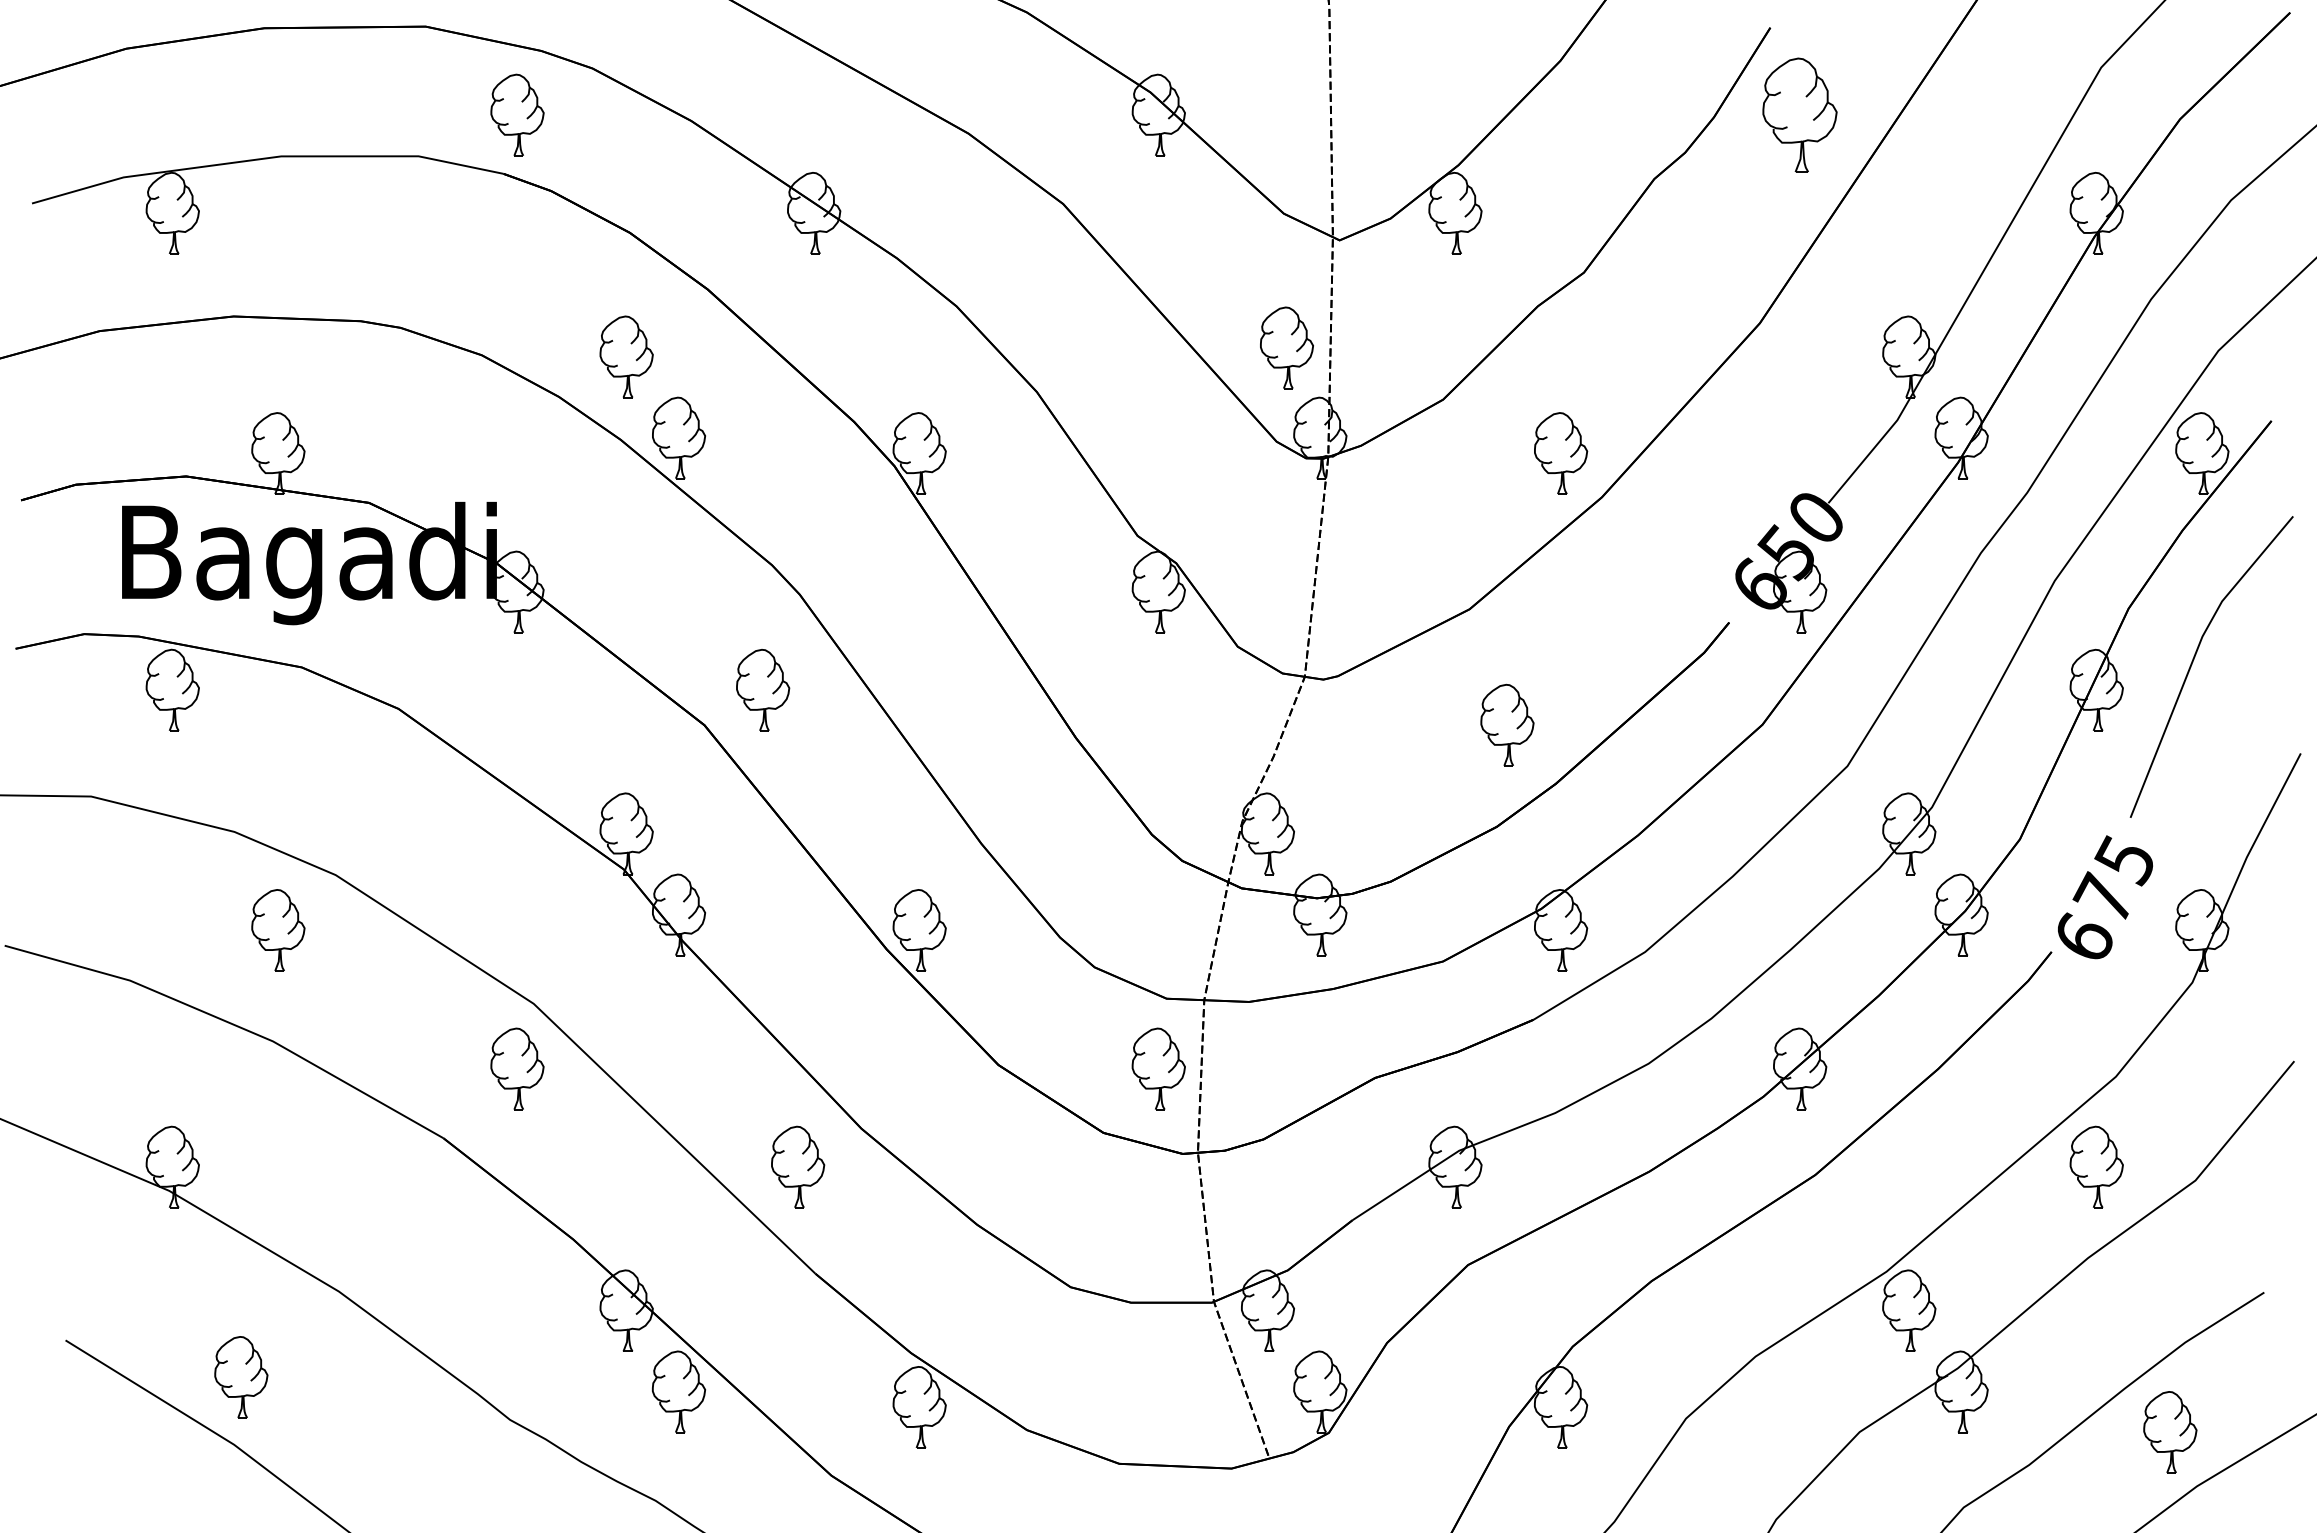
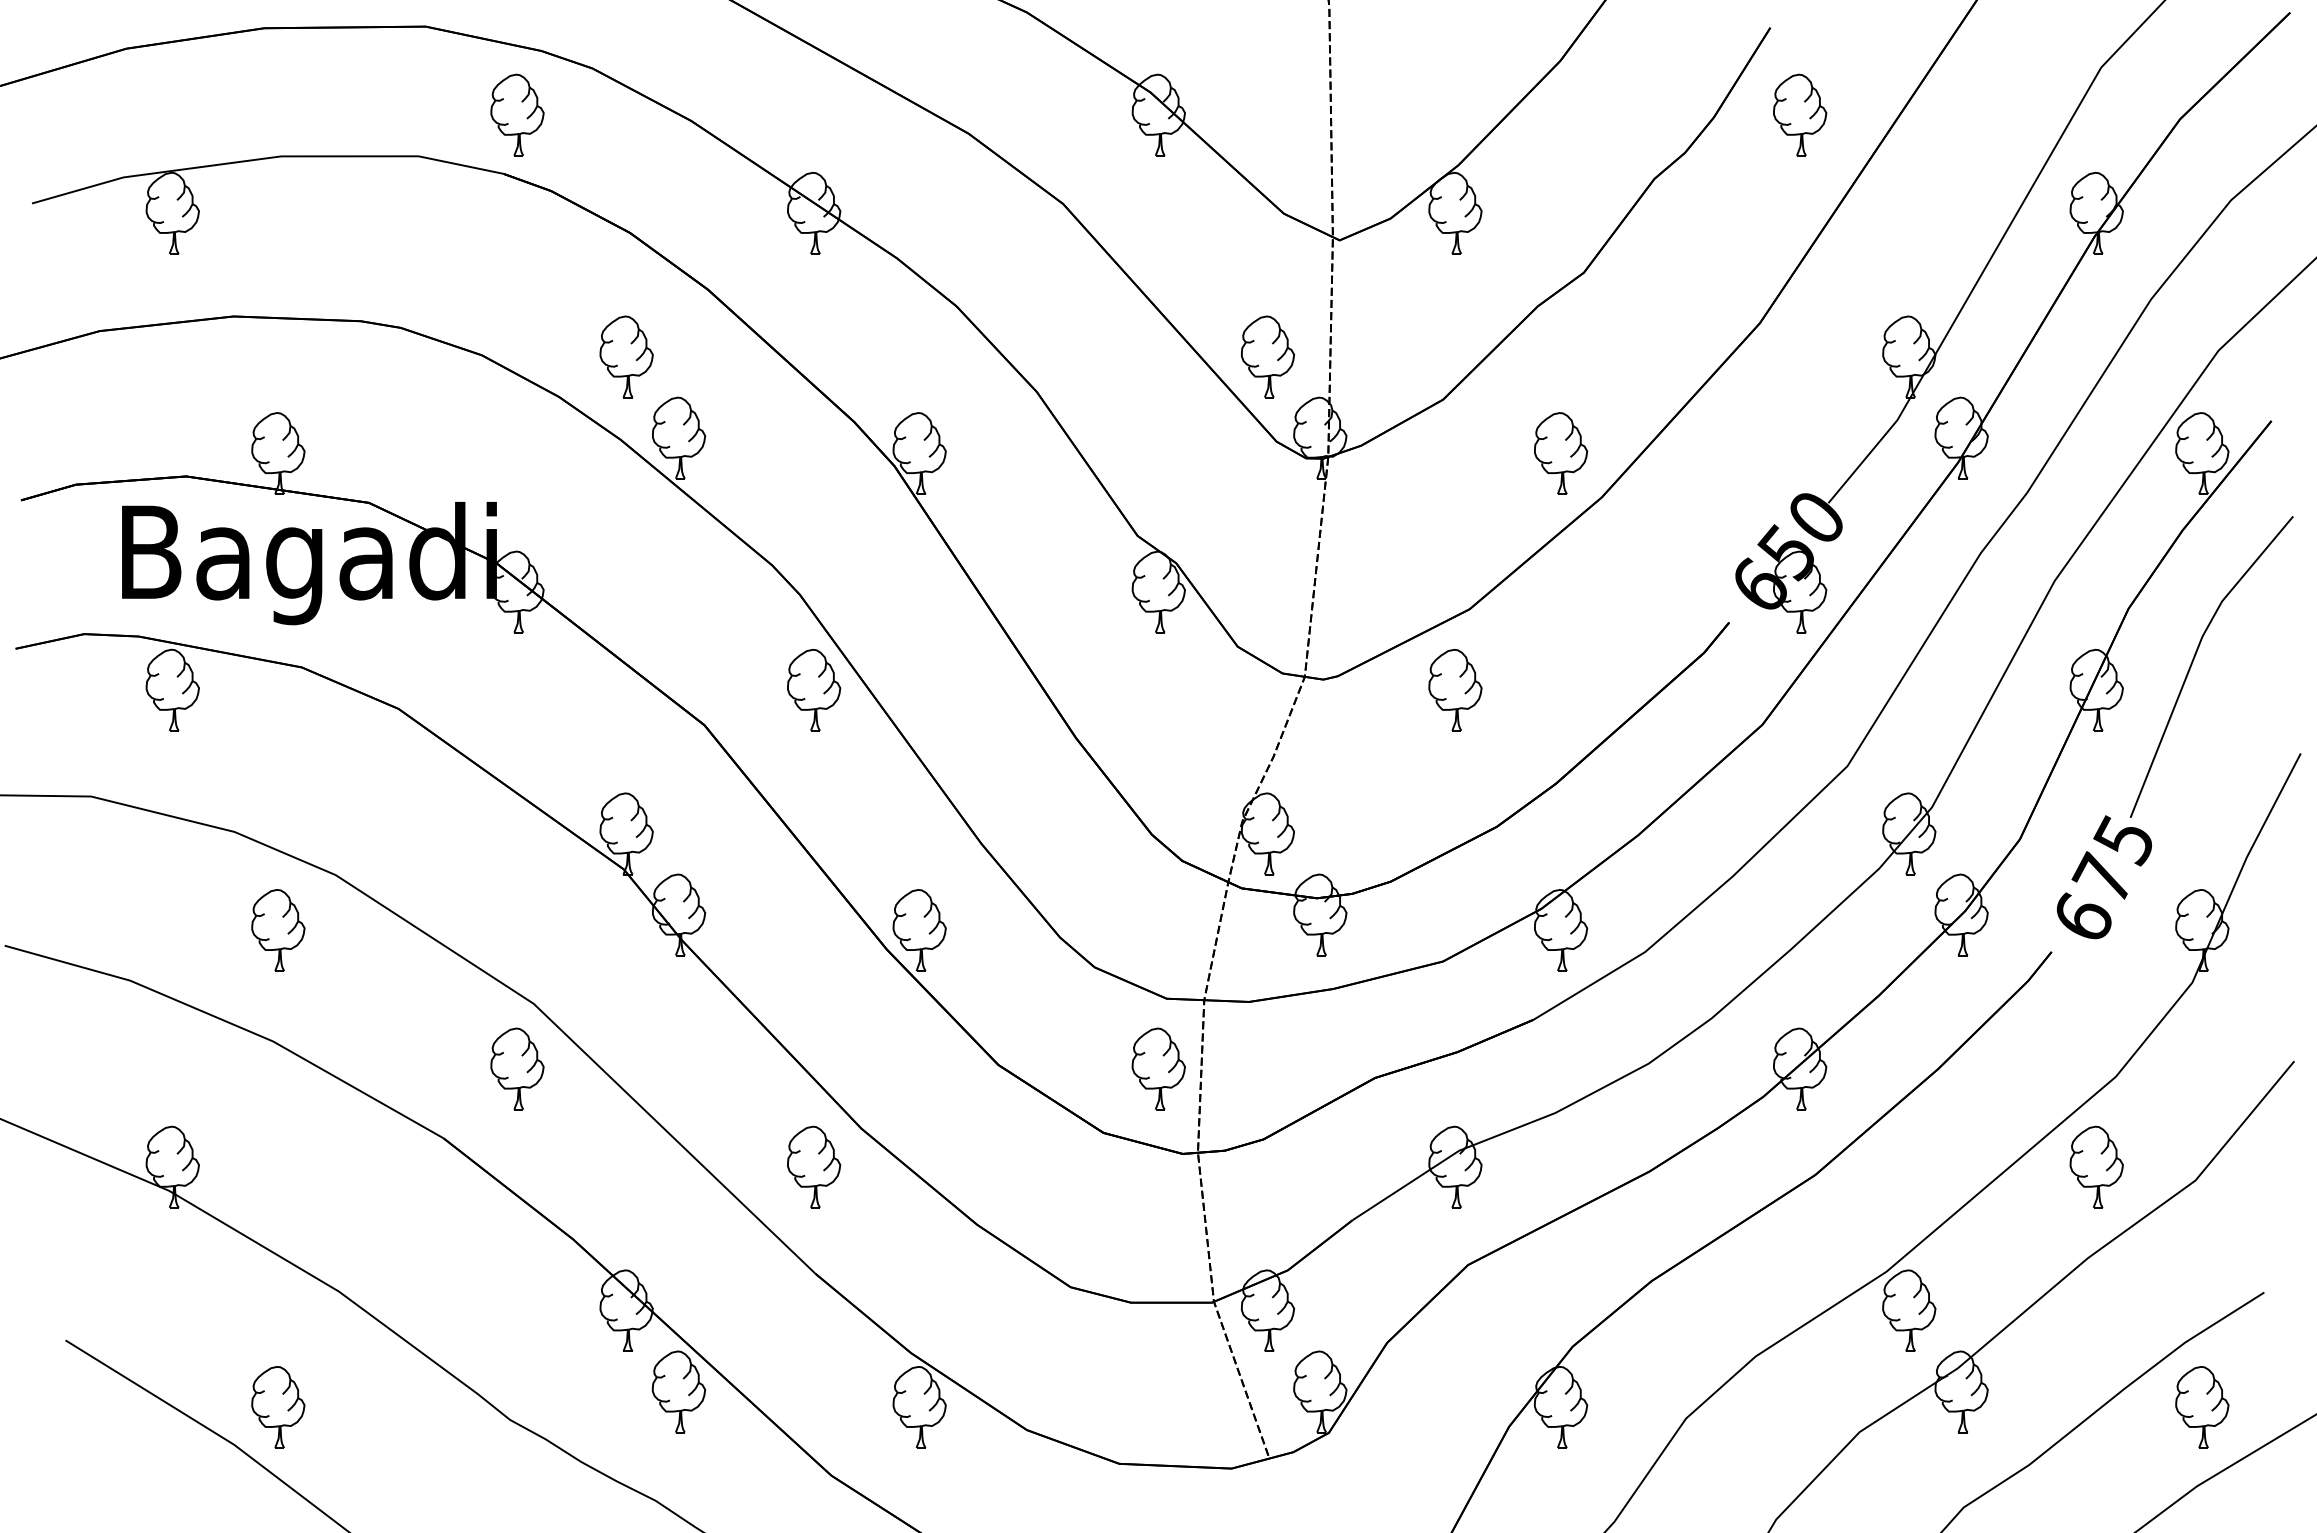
part size: 76x116 px -> 55x84 px (1800, 114)
part position: (1286, 347) -> (1267, 356) (1267, 356)
part position: (763, 690) -> (814, 690) (814, 690)
part position: (1507, 724) -> (1455, 689) (1455, 689)
text position: (2105, 897) -> (2104, 877) (2104, 877)
part position: (798, 1166) -> (814, 1166) (814, 1166)
part position: (241, 1377) -> (278, 1407) (278, 1407)
part position: (2170, 1432) -> (2202, 1407) (2202, 1407)
